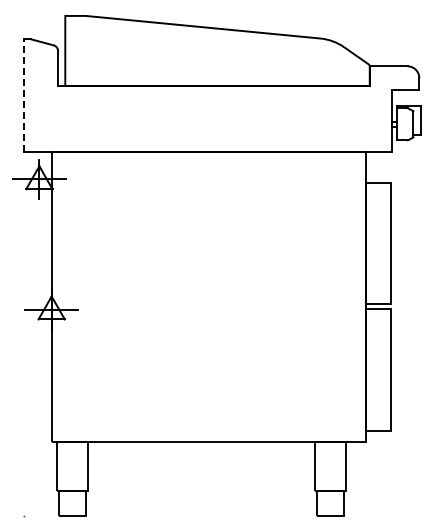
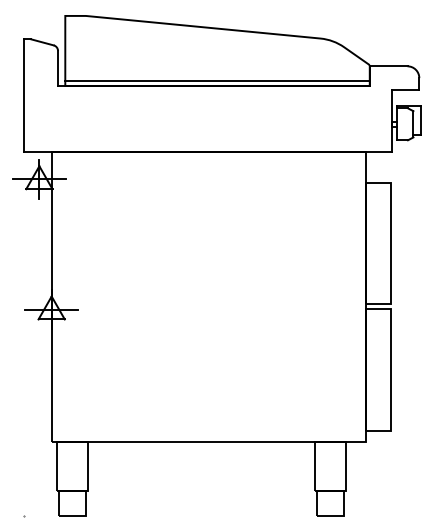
line: none -> present (217, 81)
line: dashed -> solid (23, 95)
